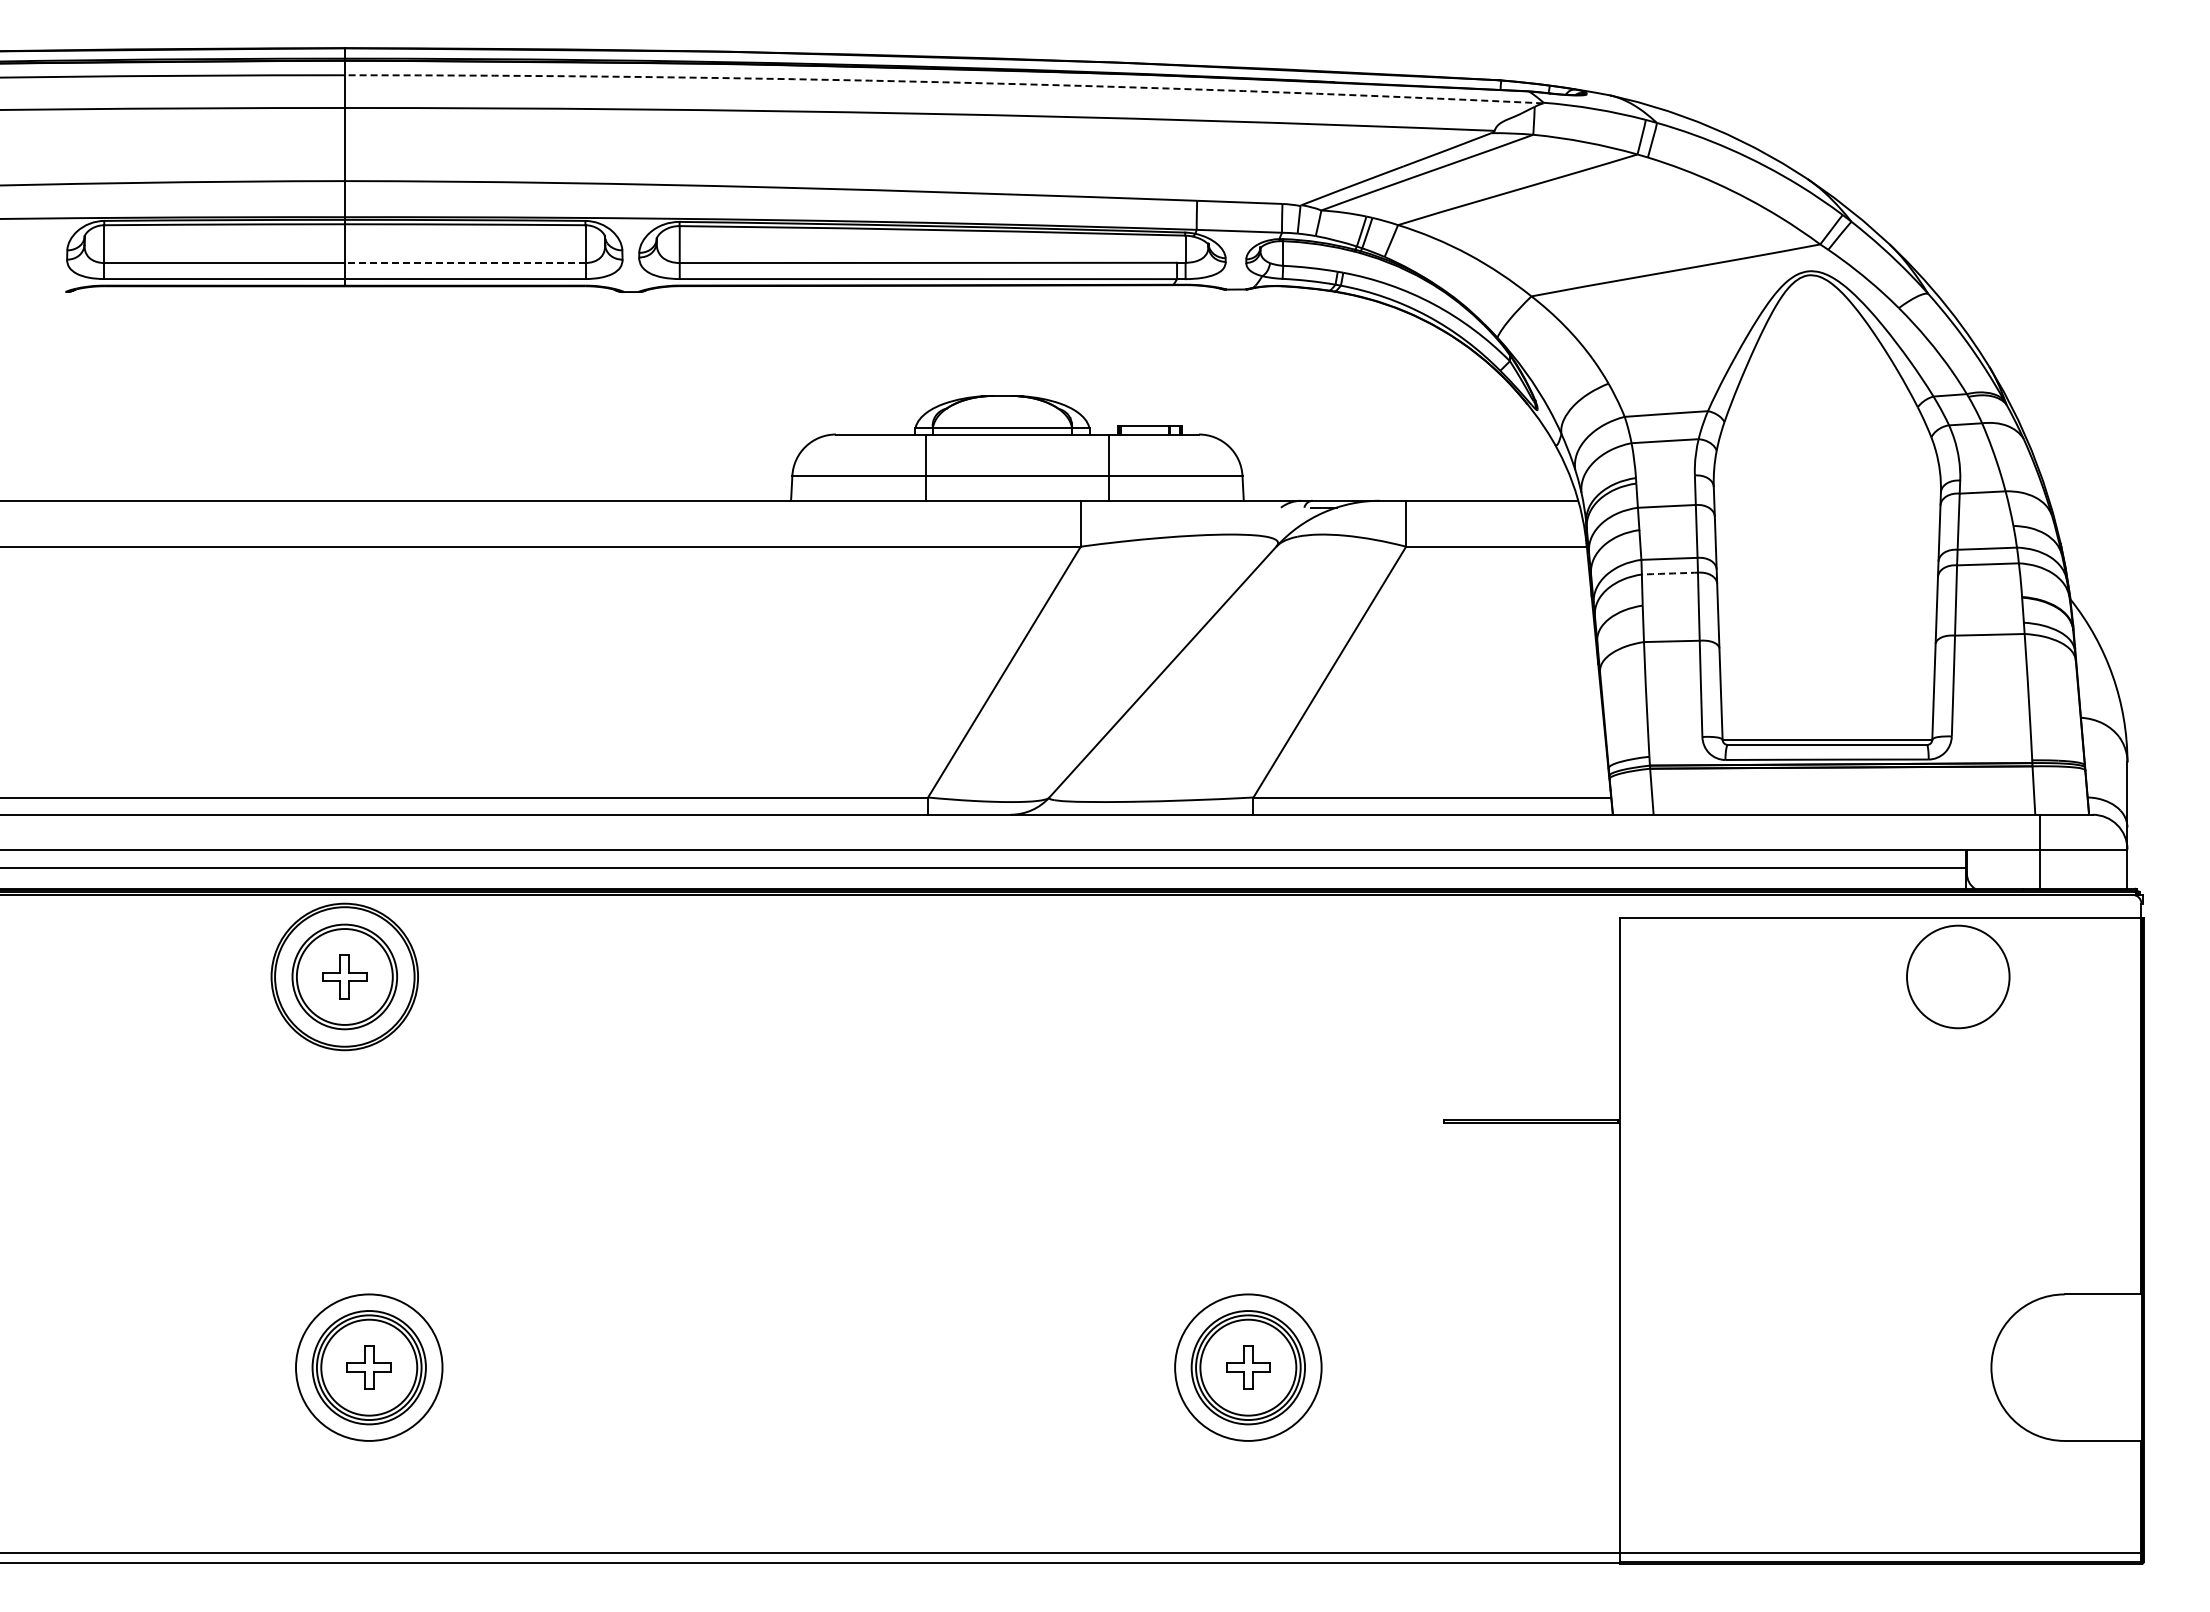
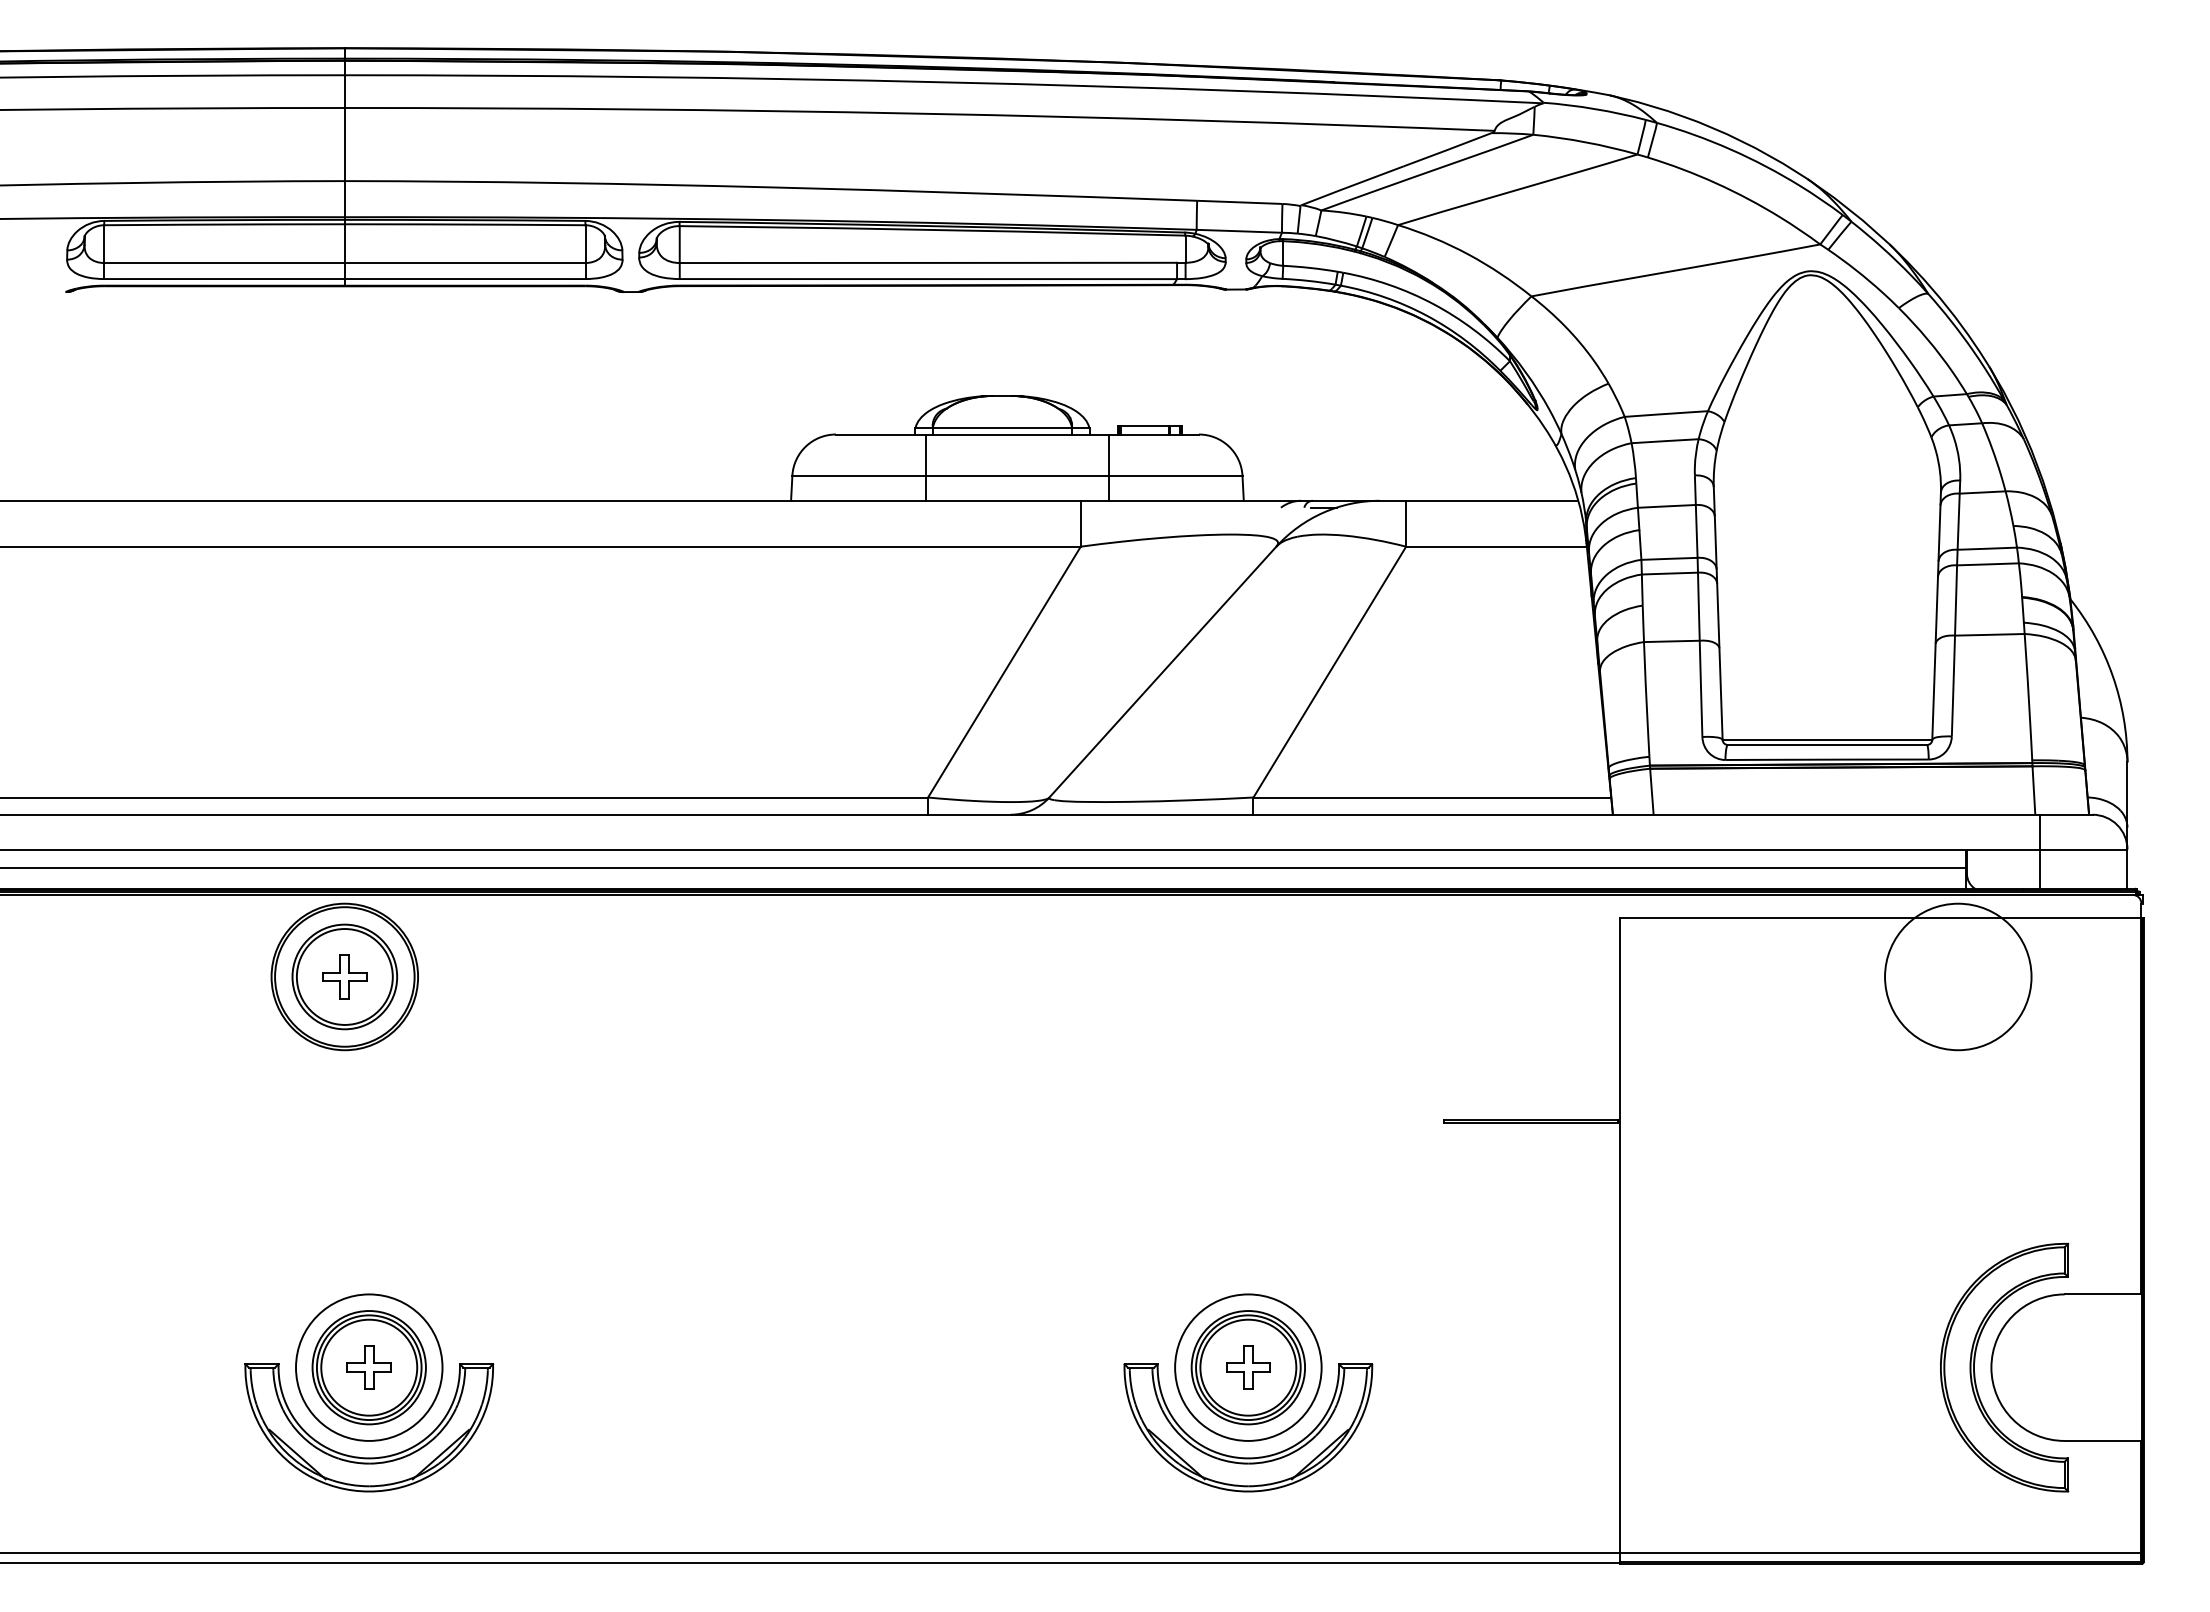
arc: dashed -> solid (944, 82)
line: dashed -> solid (464, 263)
arc: dashed -> solid (1669, 573)
circle diameter: 103 px -> 147 px (1958, 976)
part: none -> present (1975, 1362)
part: none -> present (369, 1457)
part: none -> present (1248, 1457)
